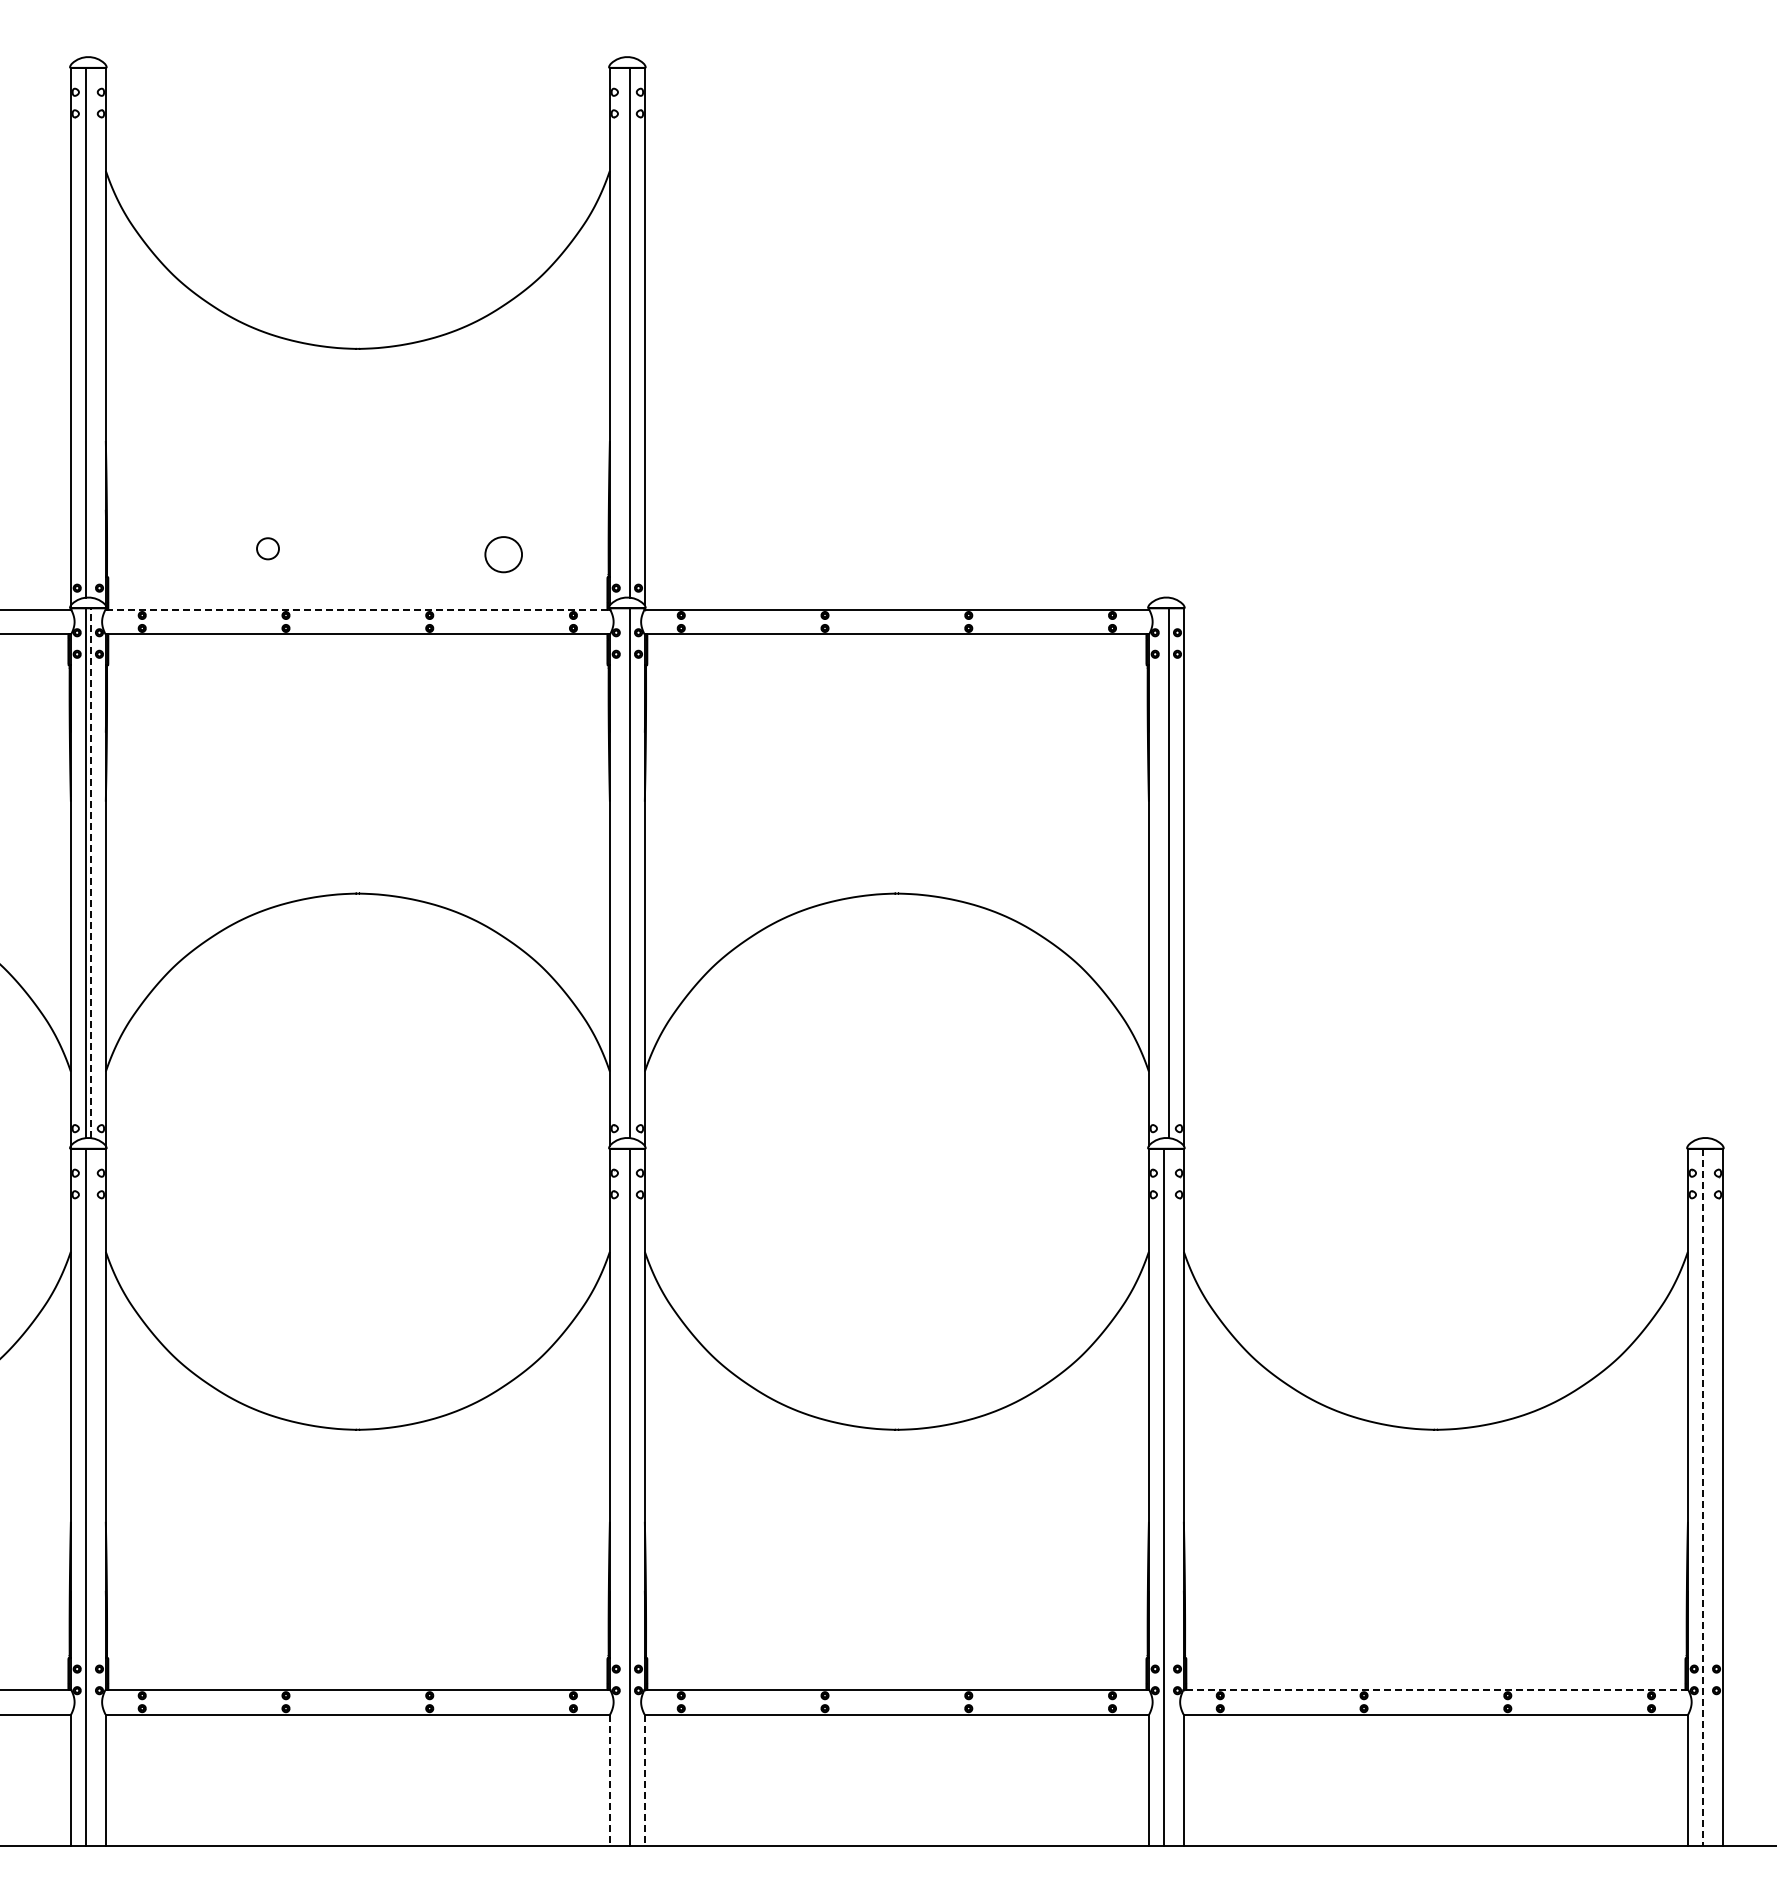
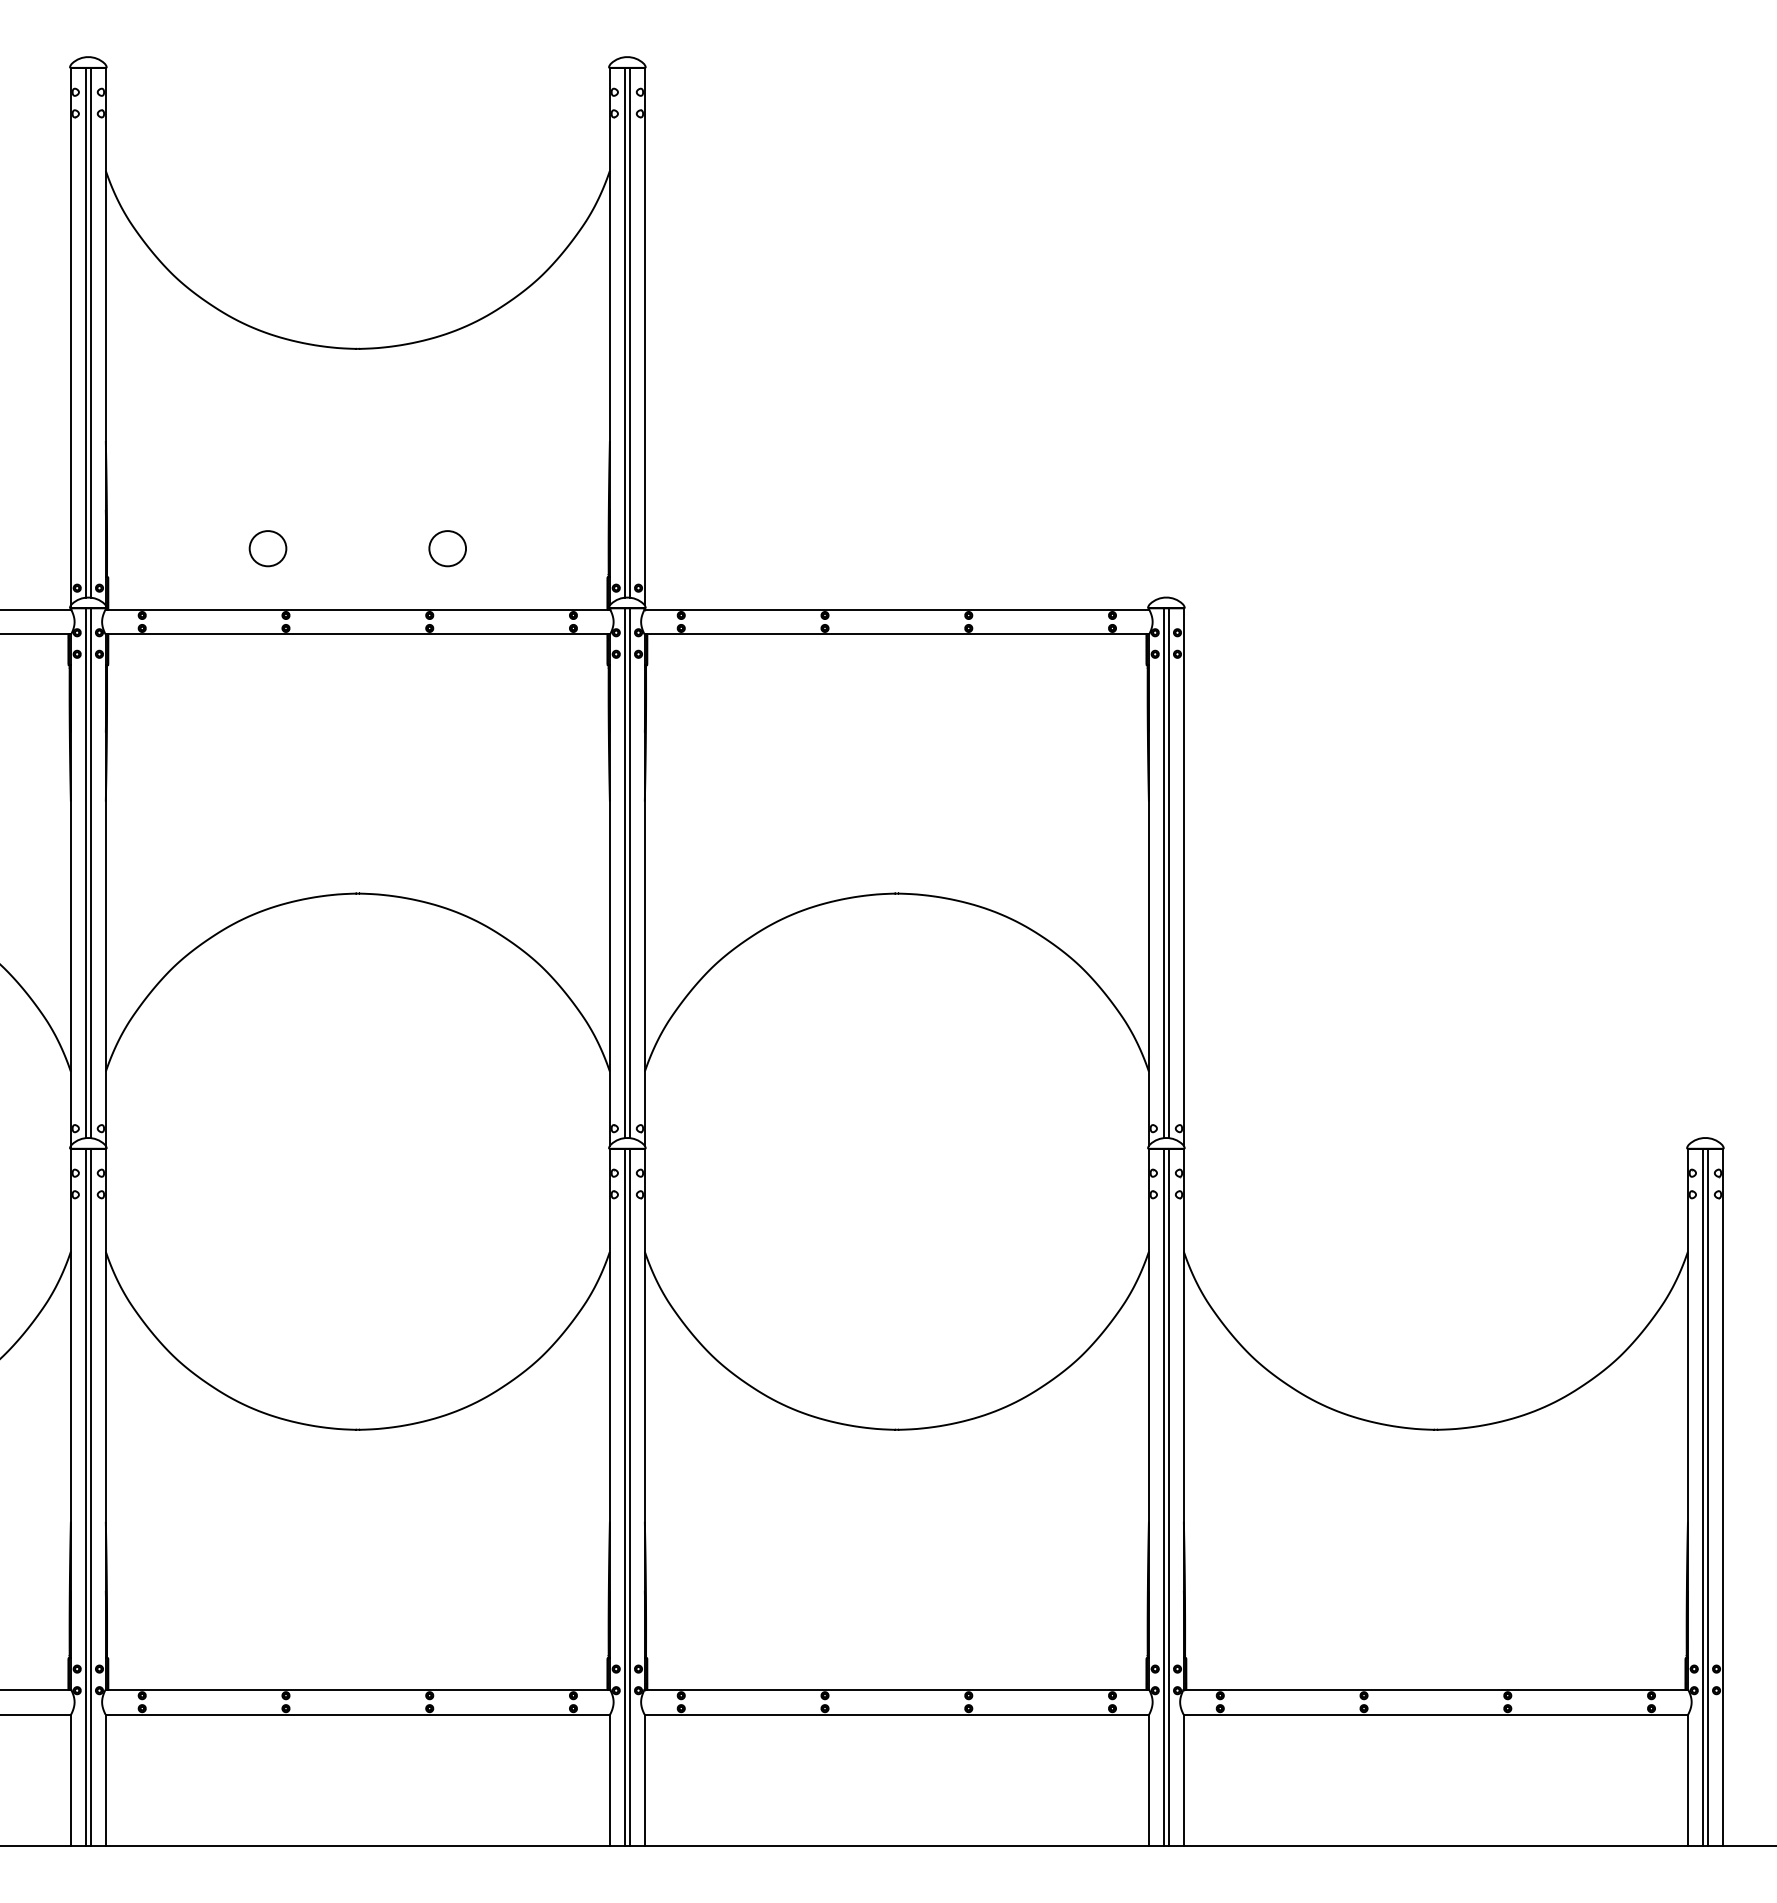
line: none -> present (90, 332)
line: none -> present (624, 332)
part size: 24x24 px -> 40x38 px (267, 548)
part position: (503, 554) -> (447, 548) (447, 548)
line: dashed -> solid (358, 609)
line: dashed -> solid (90, 873)
line: none -> present (624, 873)
line: none -> present (1163, 873)
line: none -> present (90, 1496)
line: none -> present (624, 1496)
line: none -> present (1168, 1496)
line: none -> present (1707, 1496)
line: dashed -> solid (1702, 1497)
line: dashed -> solid (1435, 1689)
line: dashed -> solid (609, 1780)
line: dashed -> solid (644, 1780)
